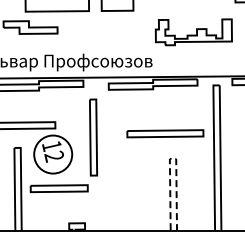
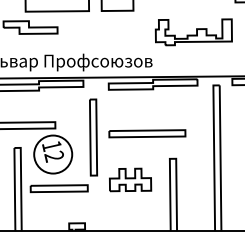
part position: (165, 133) -> (147, 133) (147, 133)
line: dashed -> solid (172, 158)
part: none -> present (130, 179)
